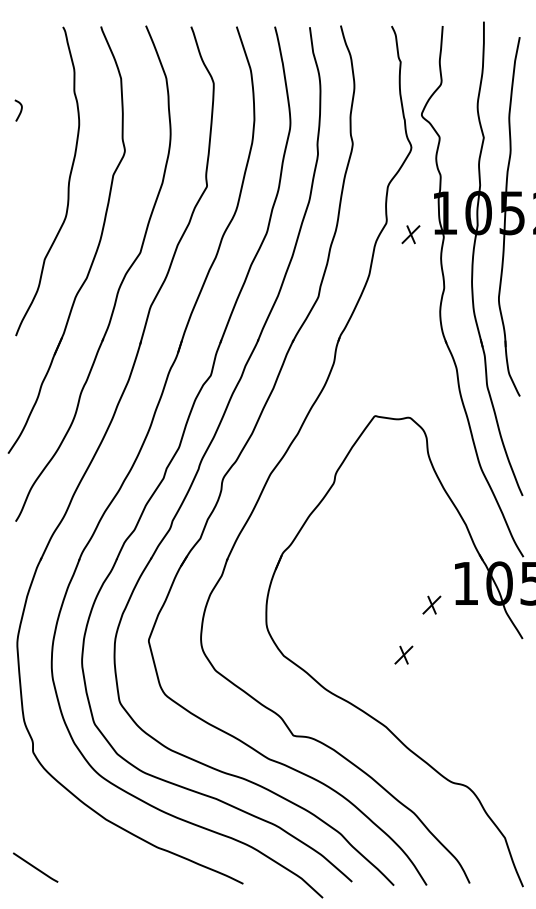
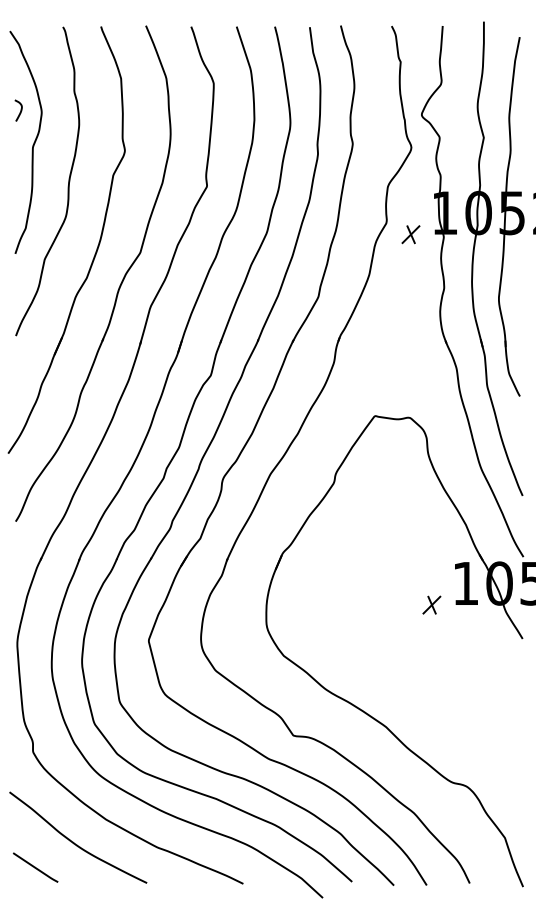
curve: none -> present (33, 142)
part: present -> none (403, 654)
curve: none -> present (73, 841)
